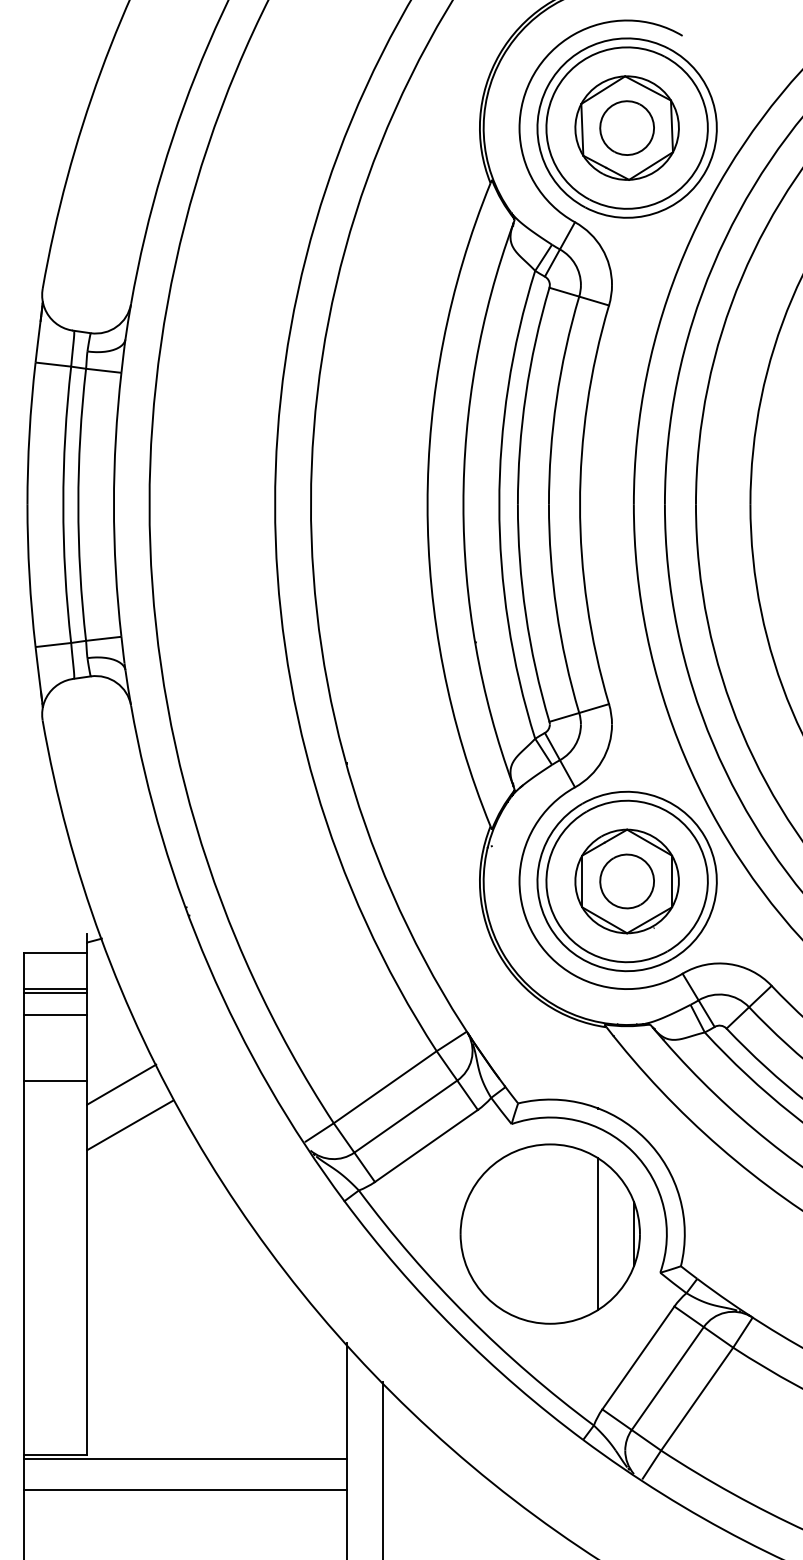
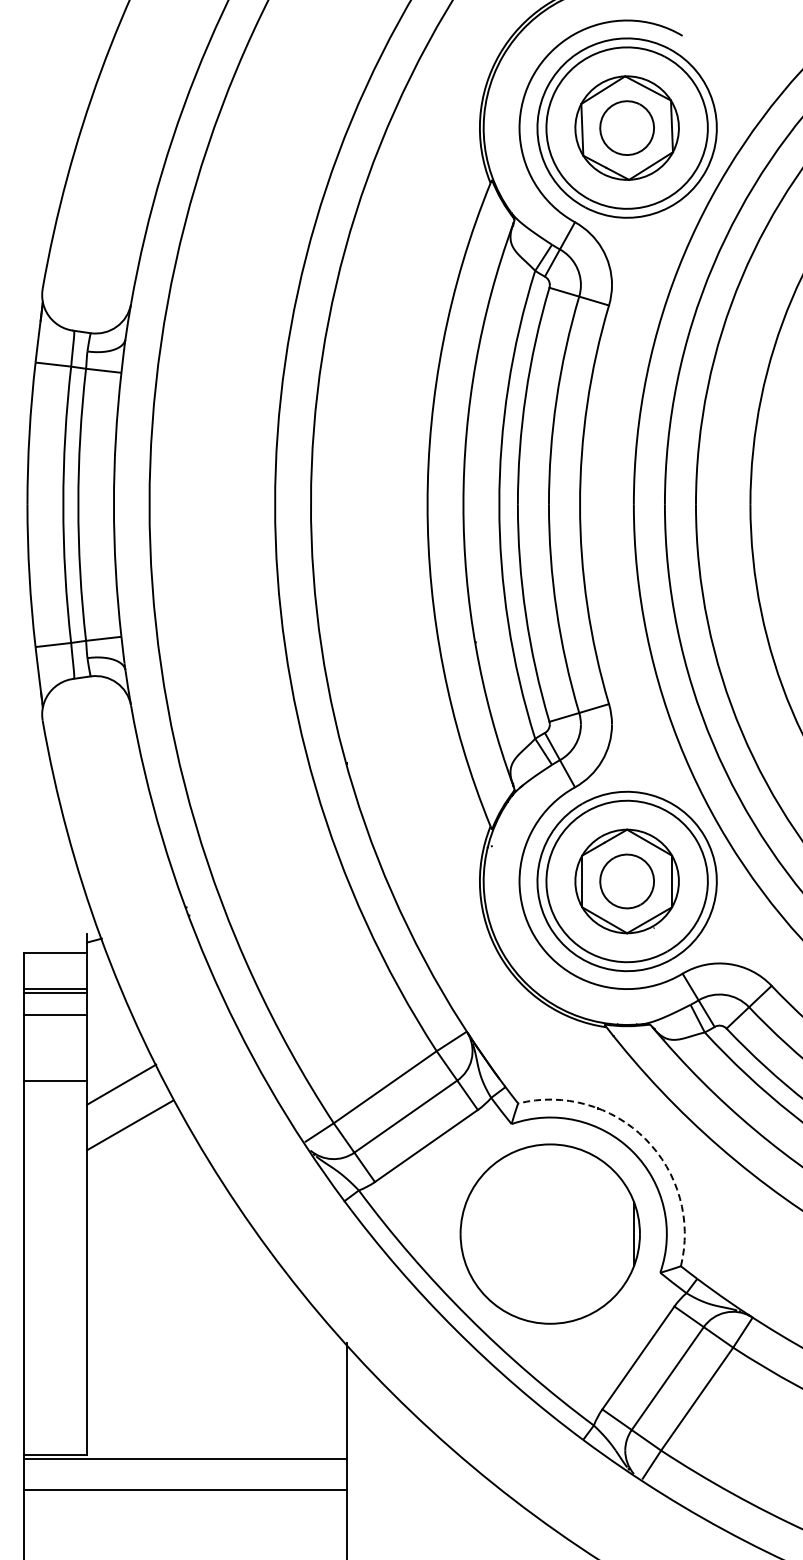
arc: solid -> dashed (645, 1138)
line: present -> none (597, 1233)
line: present -> none (382, 1469)
